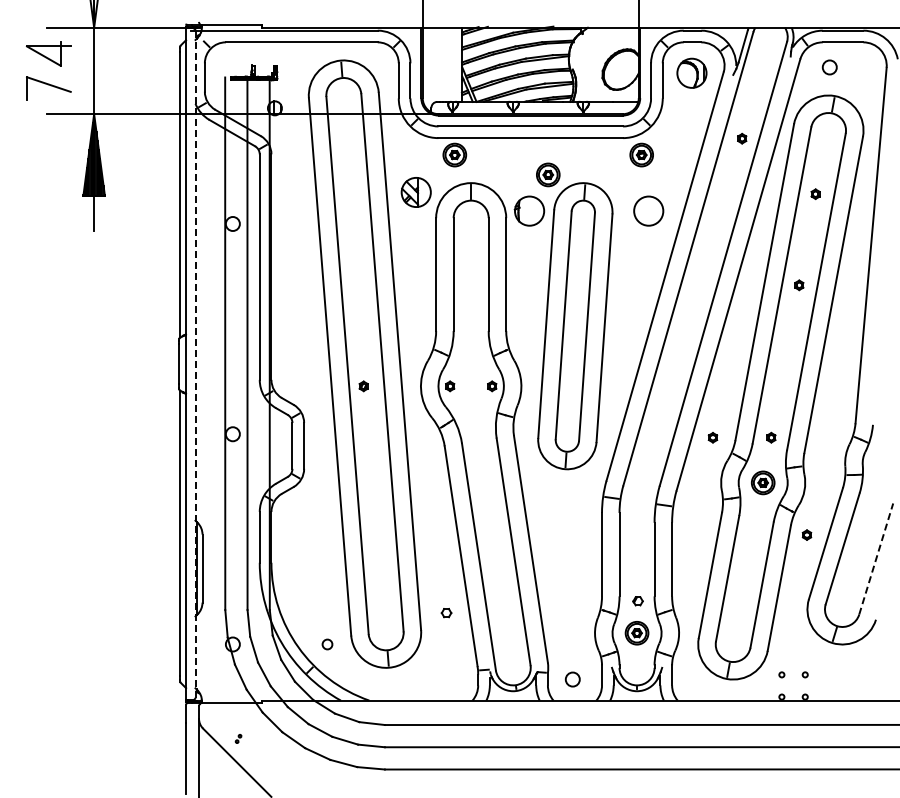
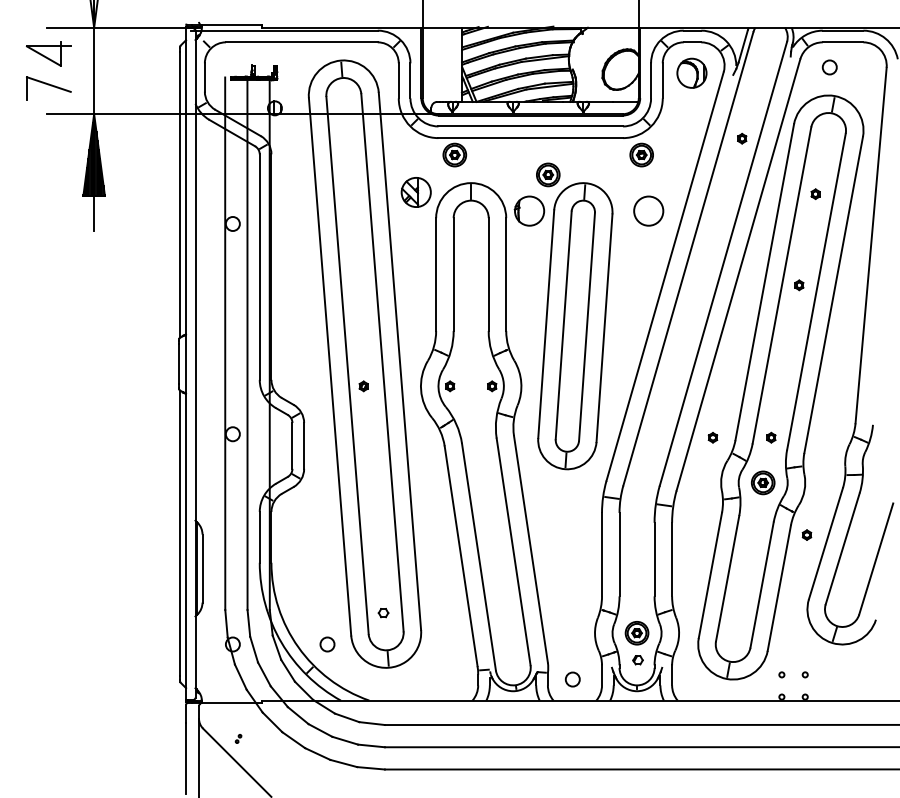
line: dashed -> solid (195, 364)
line: dashed -> solid (876, 558)
part position: (637, 601) -> (637, 660) (637, 660)
part position: (446, 613) -> (383, 613) (383, 613)
circle size: 13x13 px -> 17x17 px (327, 644)
